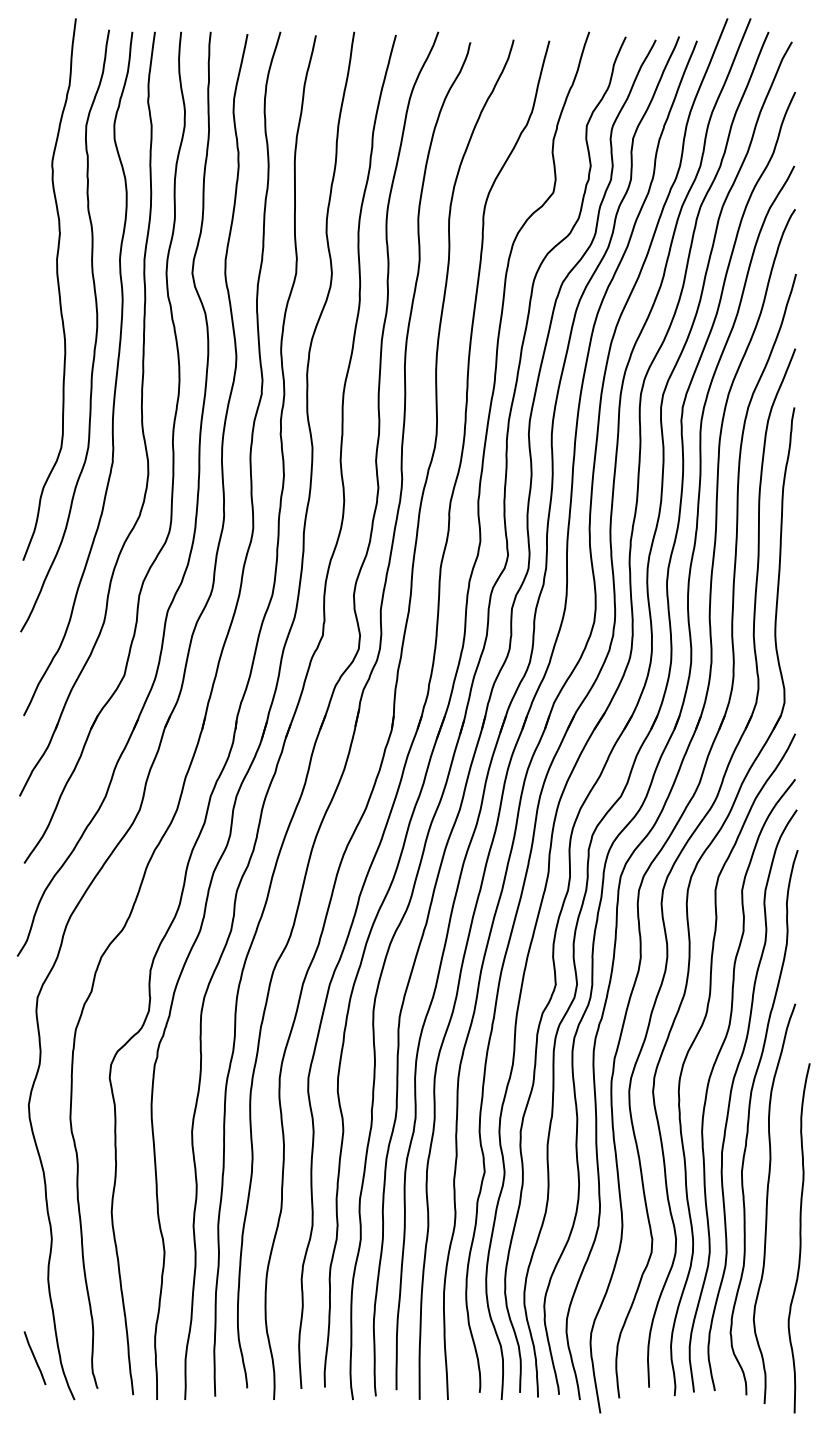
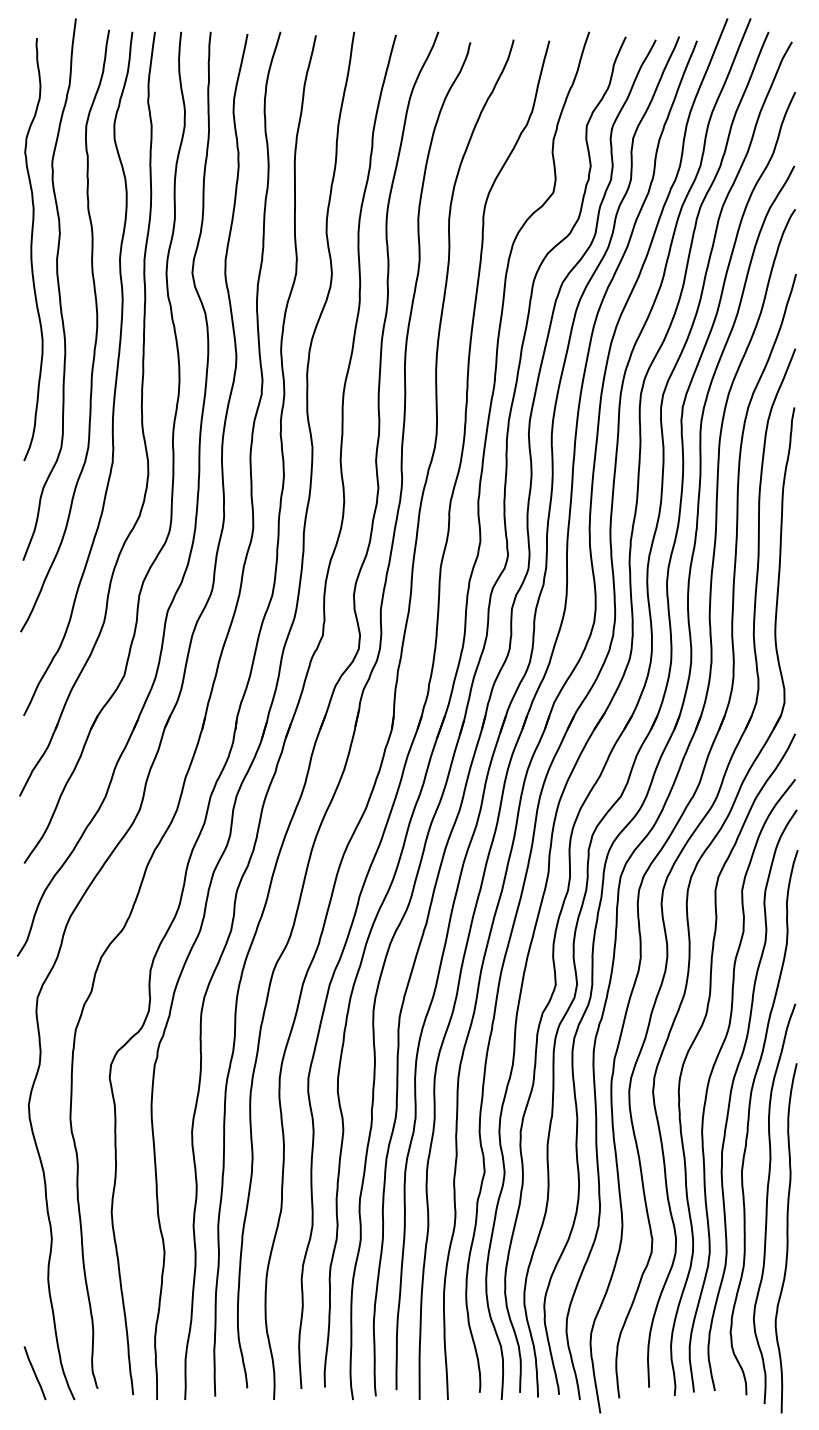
curve: none -> present (32, 249)
curve position: (799, 1238) -> (786, 1238) (786, 1238)
line position: (34, 1358) -> (34, 1373) (34, 1373)
